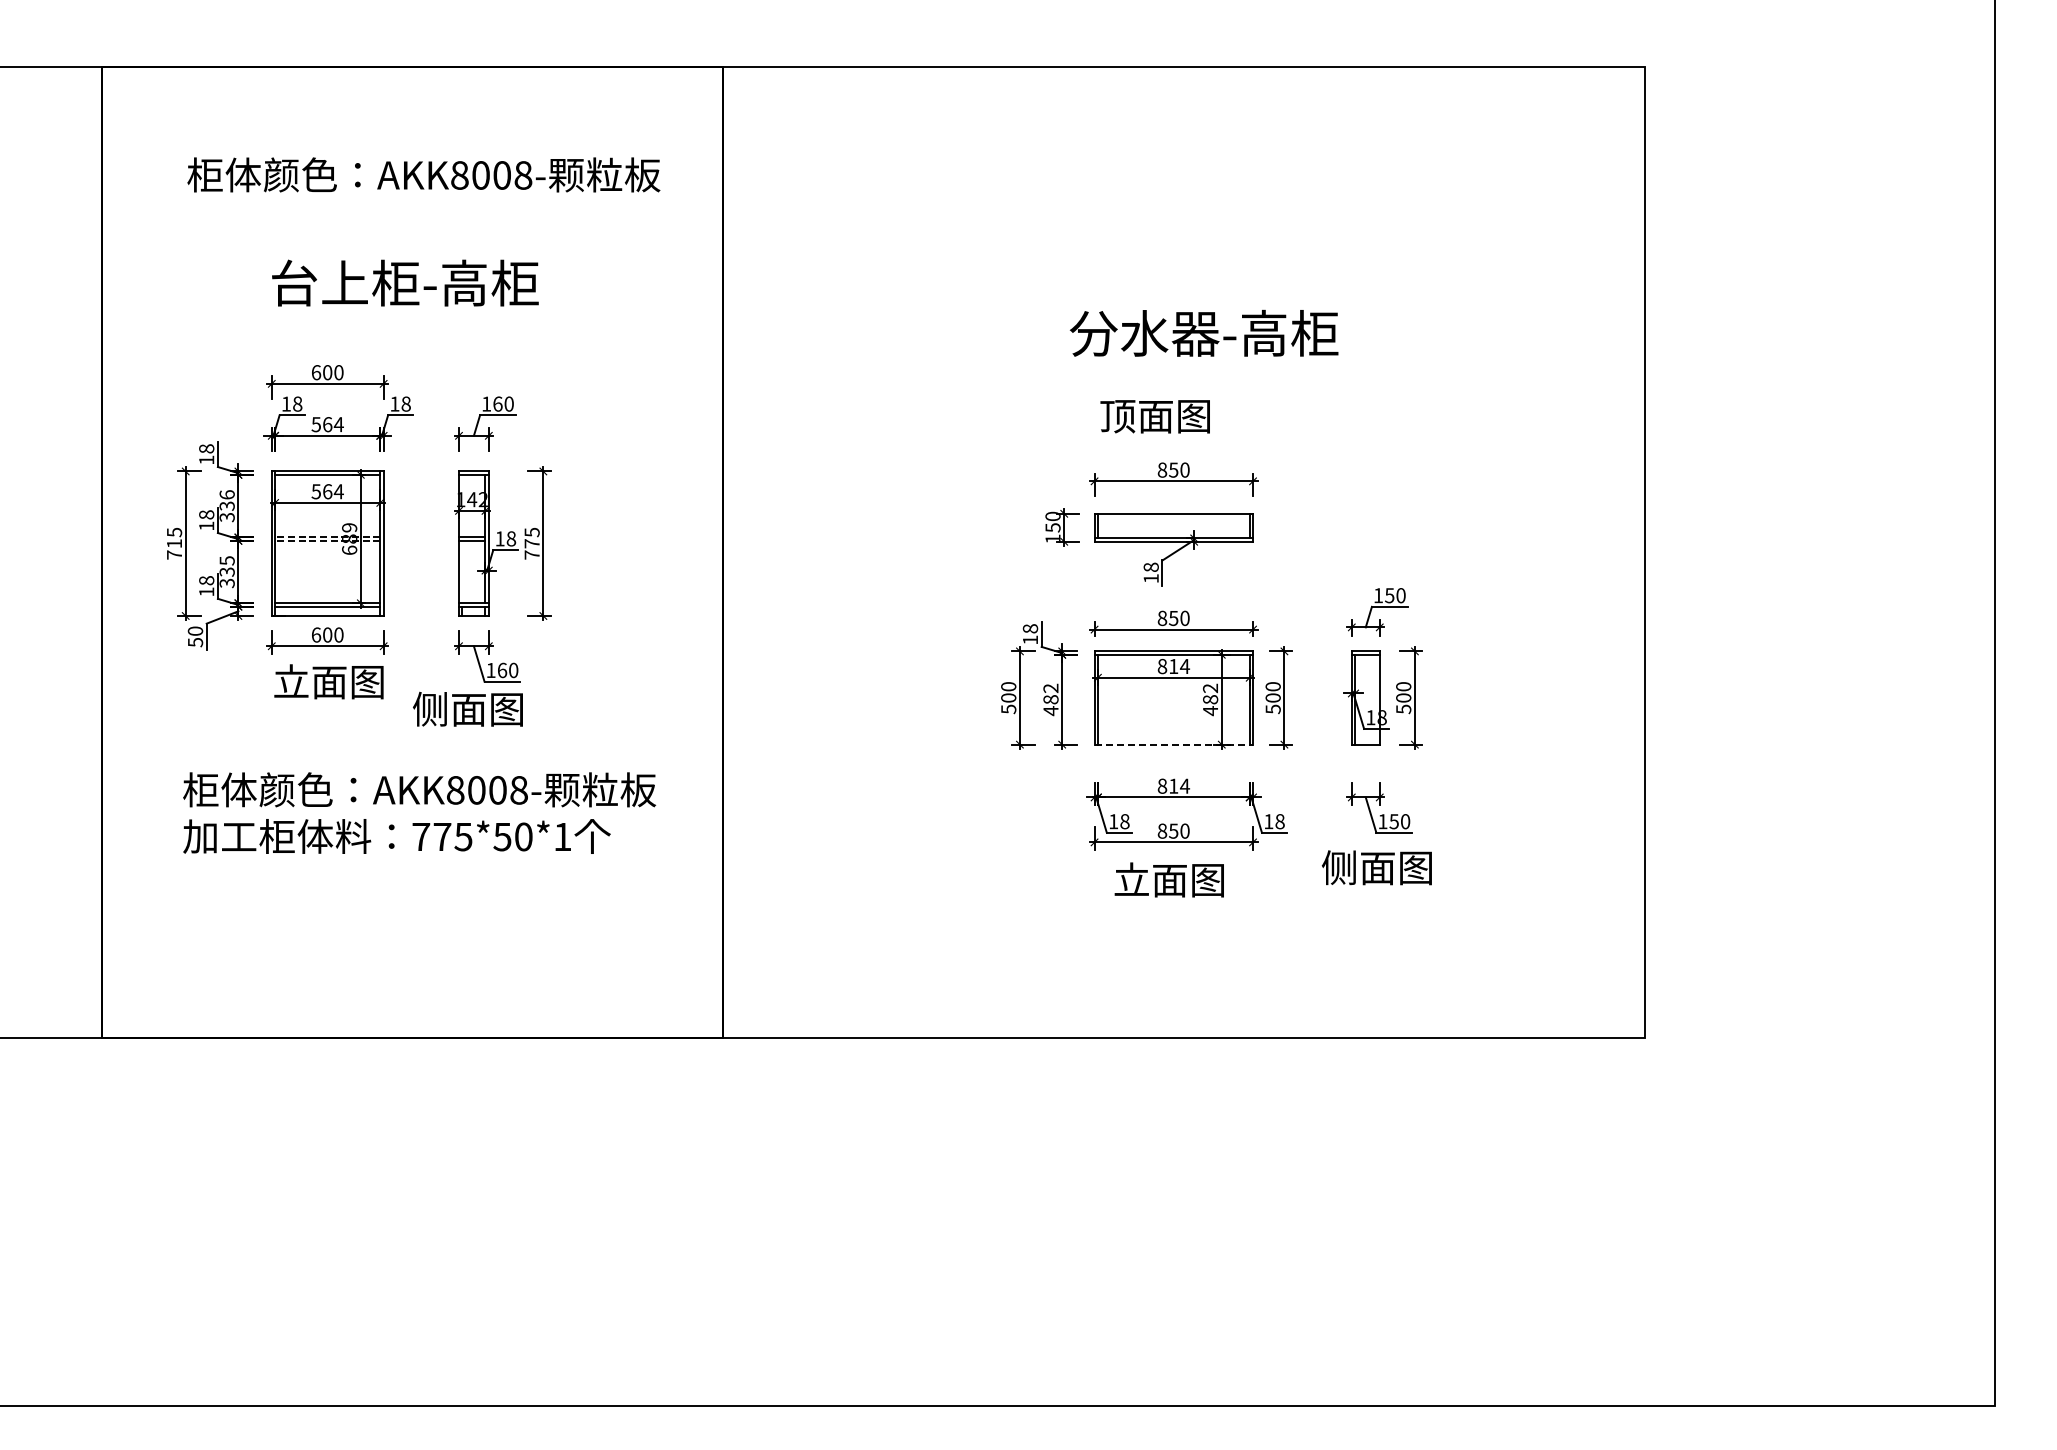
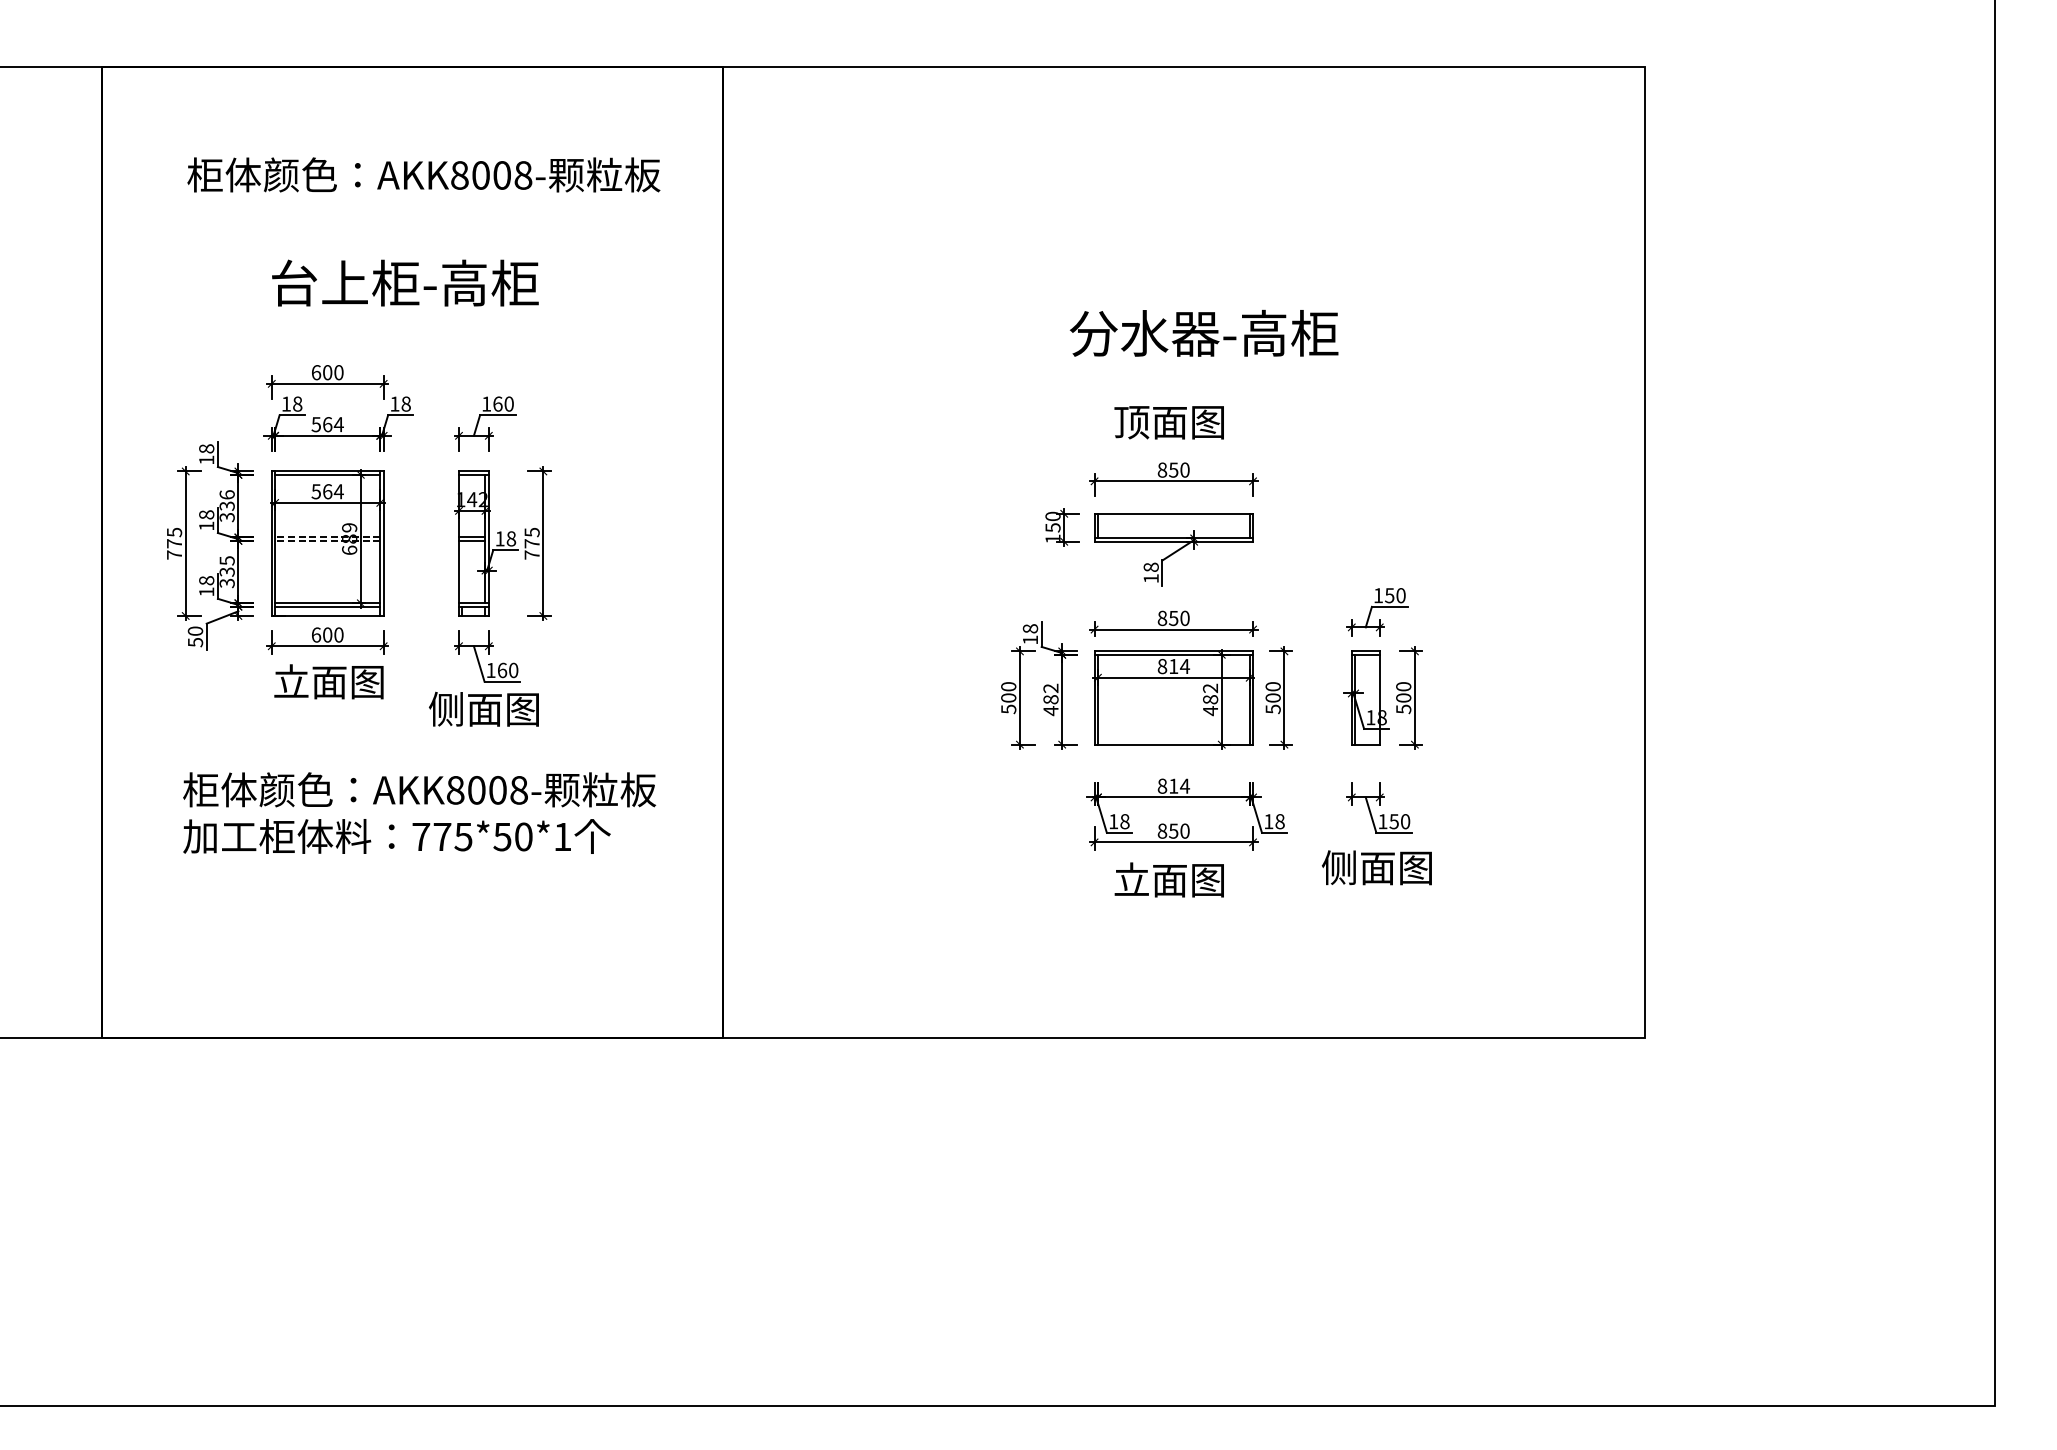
text position: (1154, 416) -> (1168, 422) (1168, 422)
text: 715 -> 775 (174, 543)
text position: (467, 708) -> (483, 708) (483, 708)
line: dashed -> solid (1174, 744)
